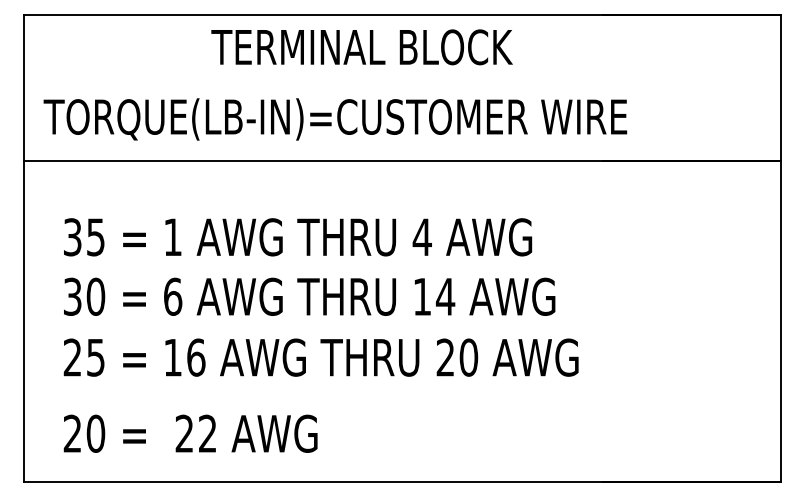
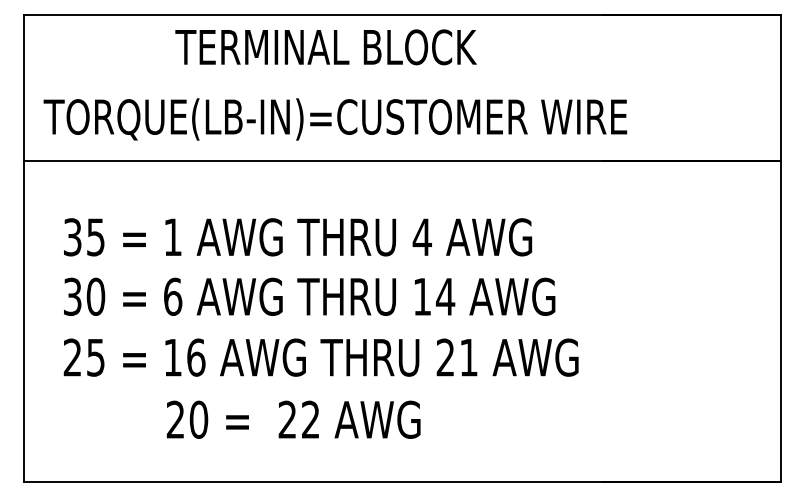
text position: (361, 47) -> (325, 47) (325, 47)
text: 20 -> 21 (468, 357)
text position: (190, 433) -> (293, 419) (293, 419)
